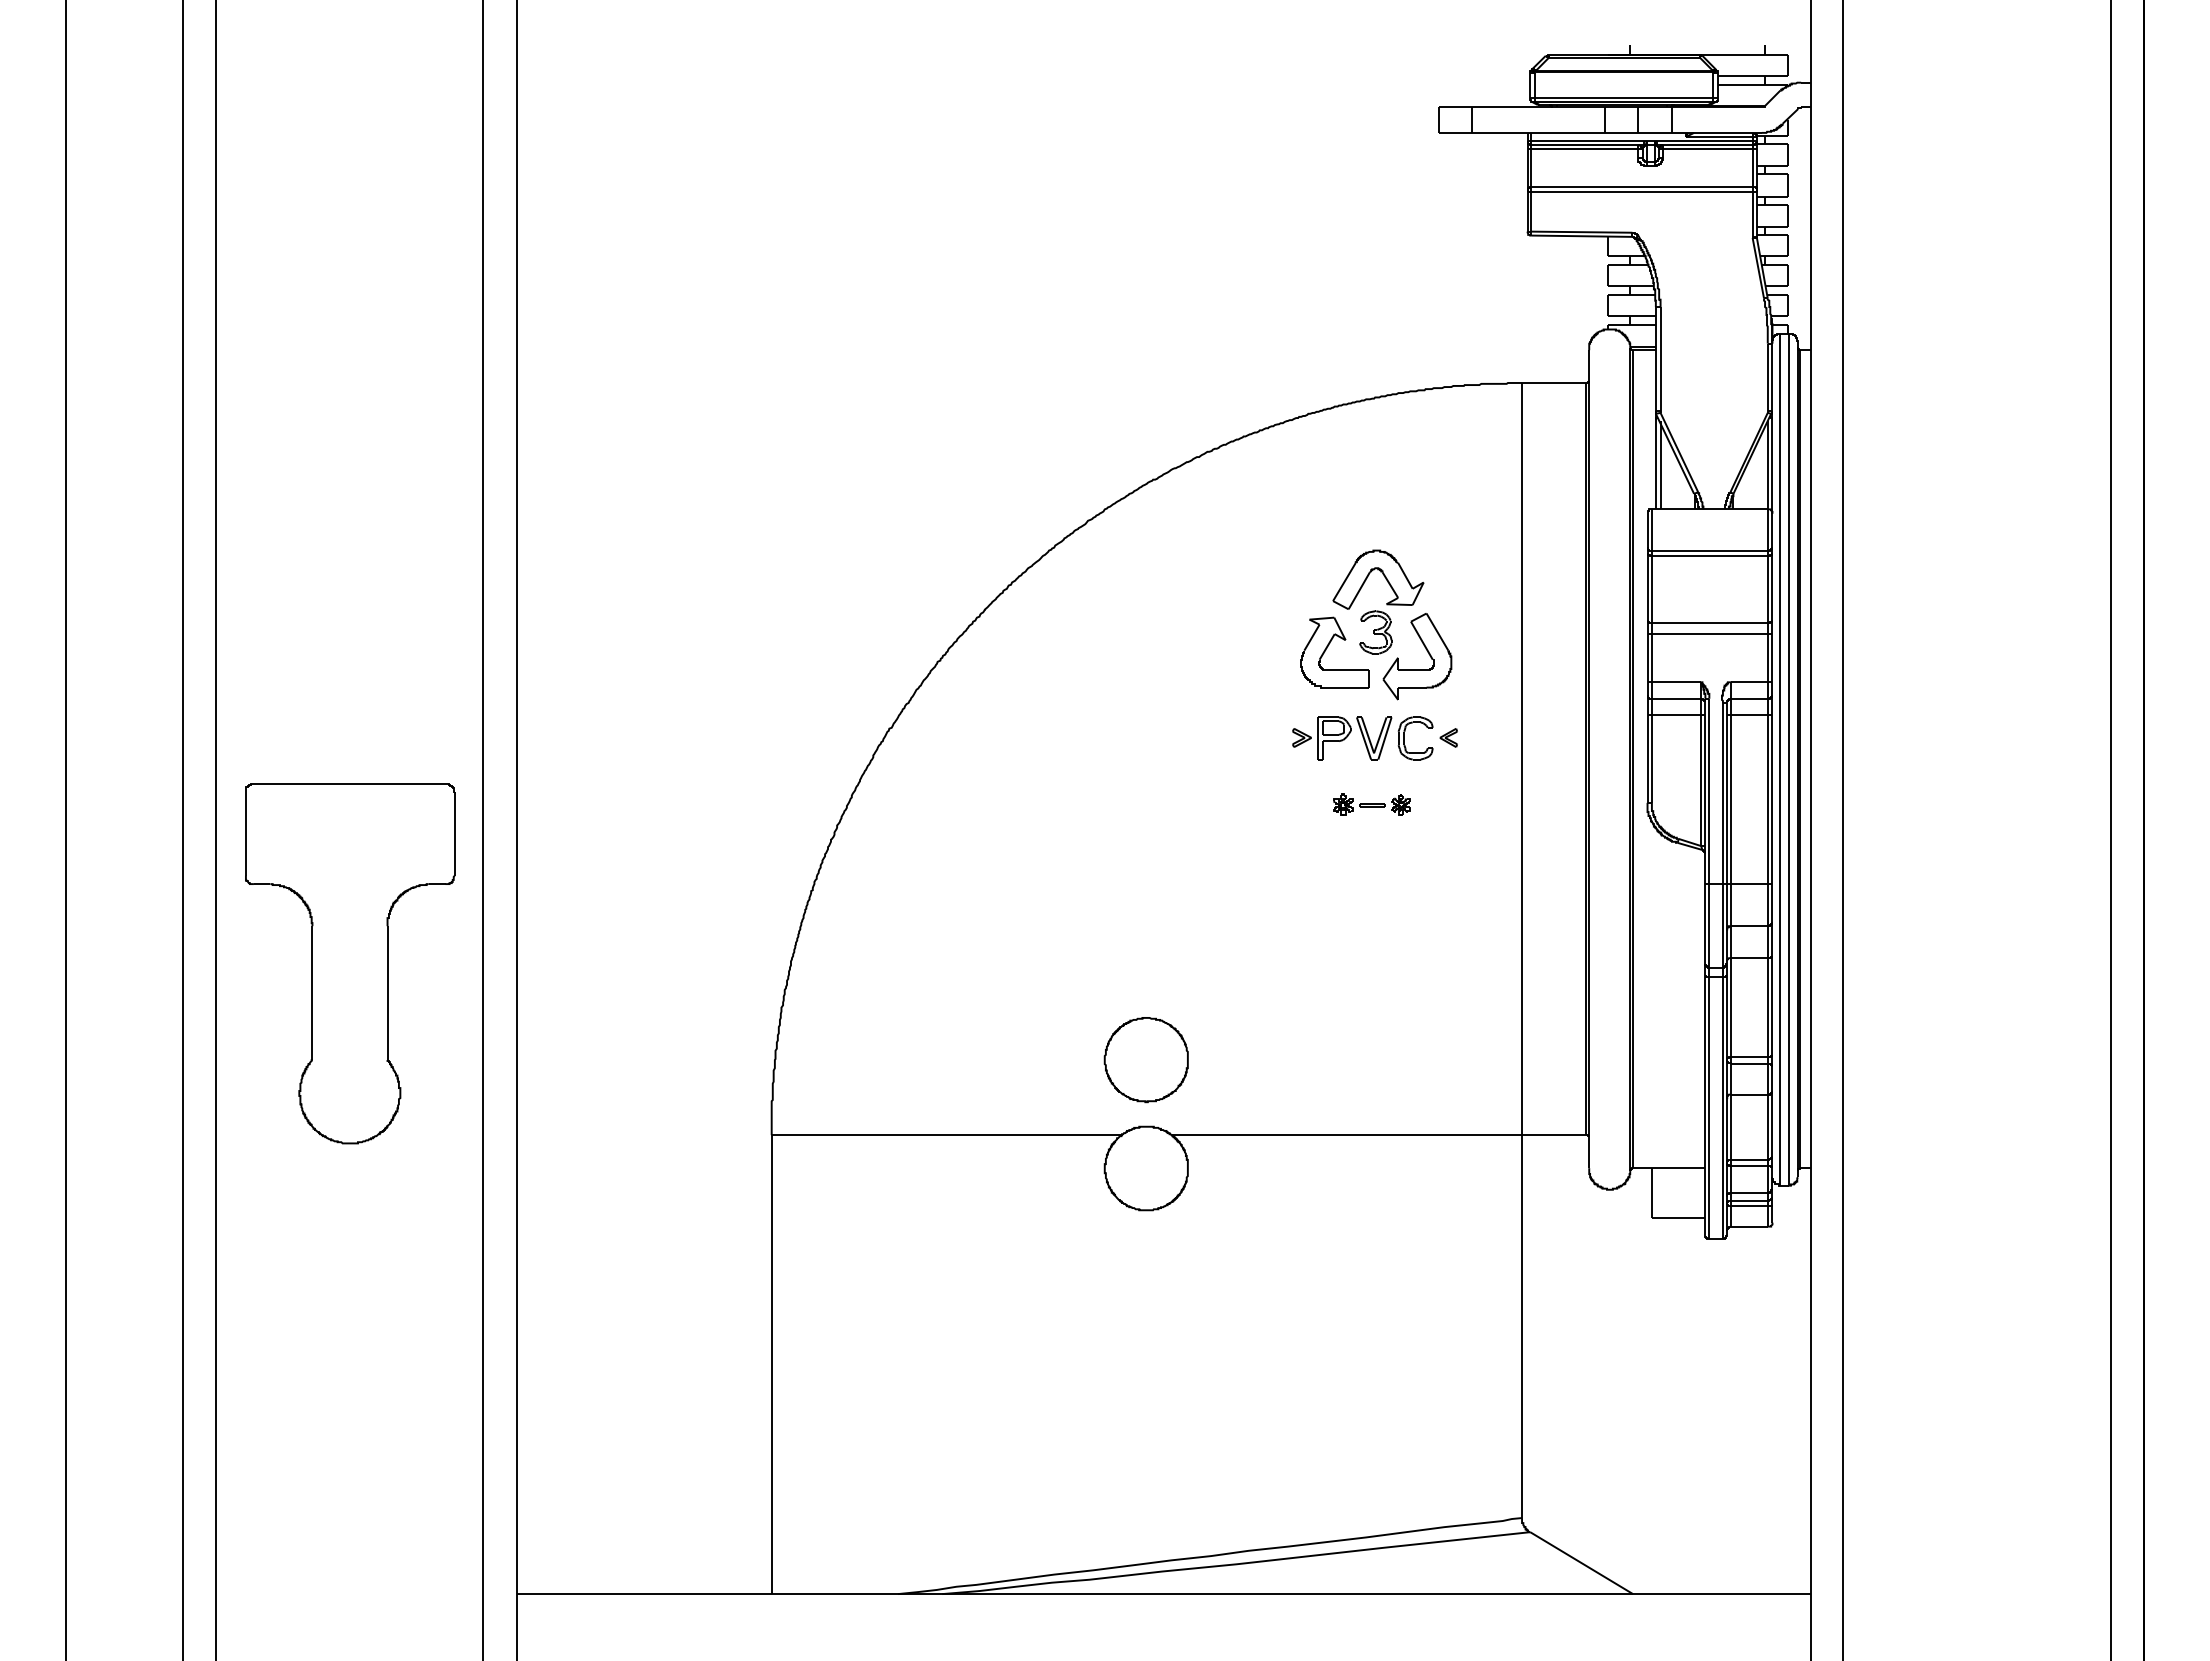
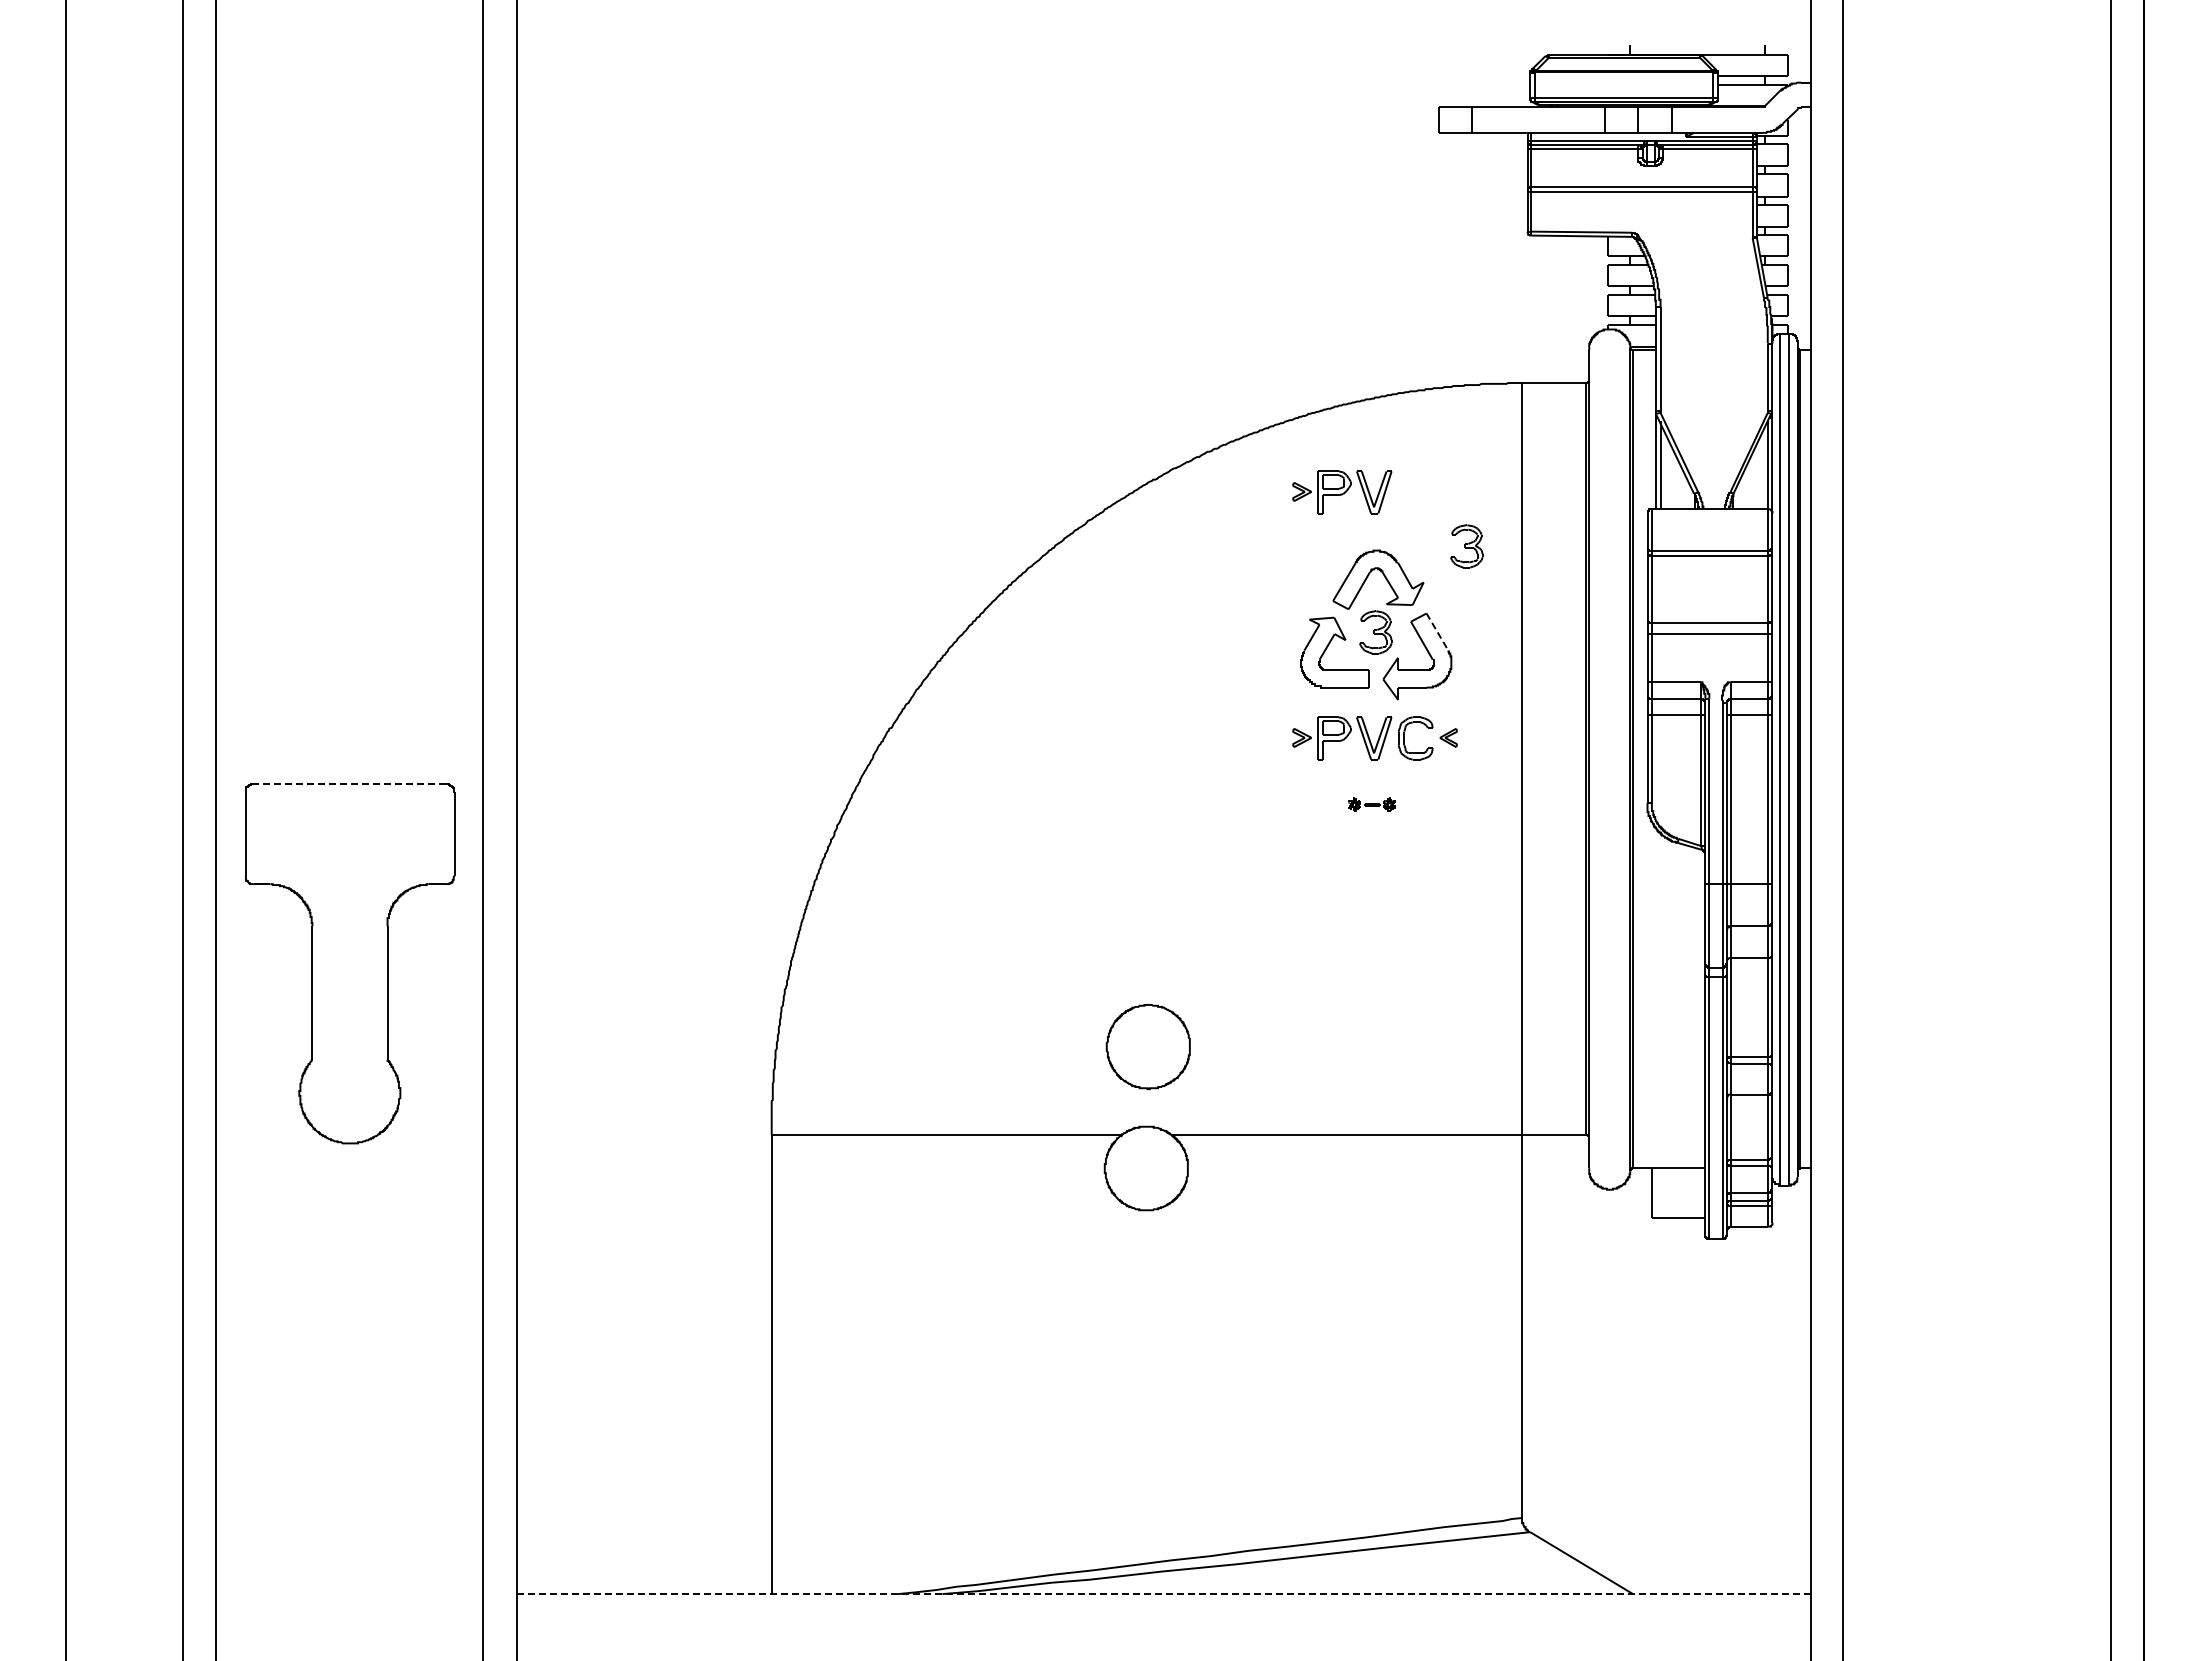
part: none -> present (1342, 492)
part: none -> present (1466, 546)
line: solid -> dashed (1437, 632)
line: solid -> dashed (349, 784)
part size: 78x23 px -> 48x15 px (1371, 804)
part position: (1145, 1060) -> (1147, 1047) (1147, 1047)
line: solid -> dashed (1163, 1594)
